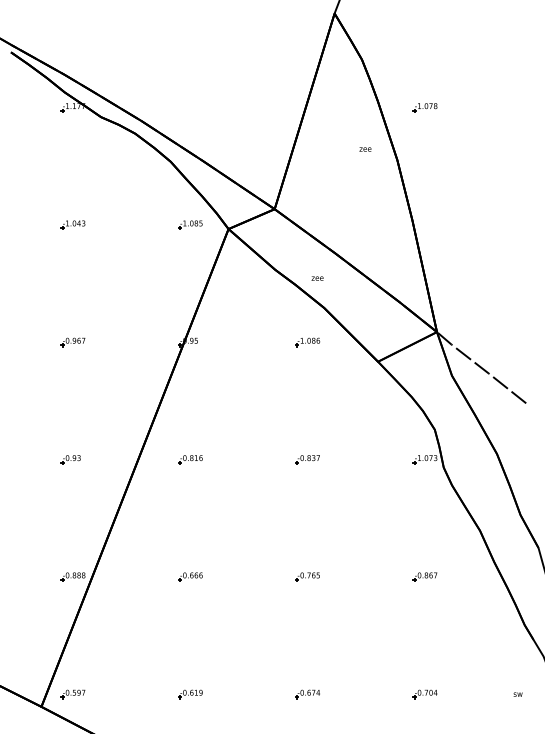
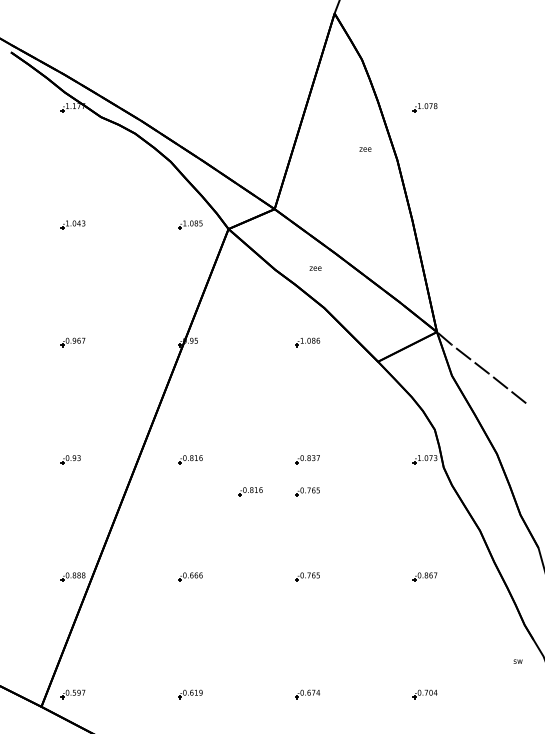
text position: (317, 278) -> (315, 268) (315, 268)
part: none -> present (250, 491)
part: none -> present (307, 491)
text position: (517, 694) -> (517, 661) (517, 661)
